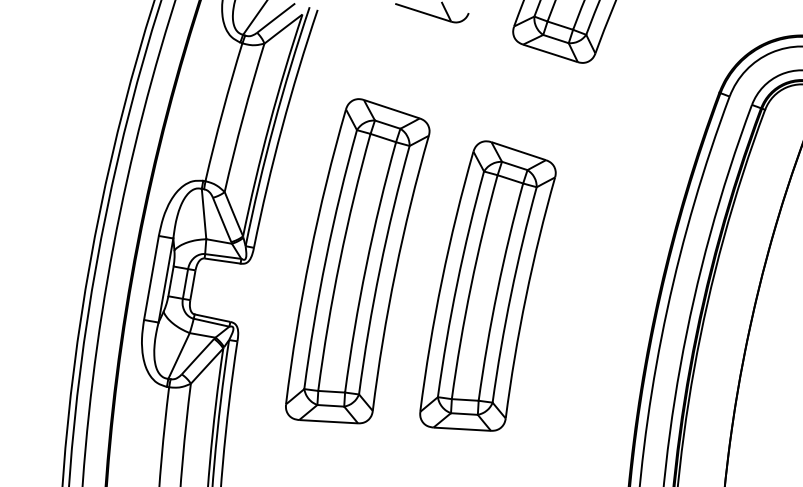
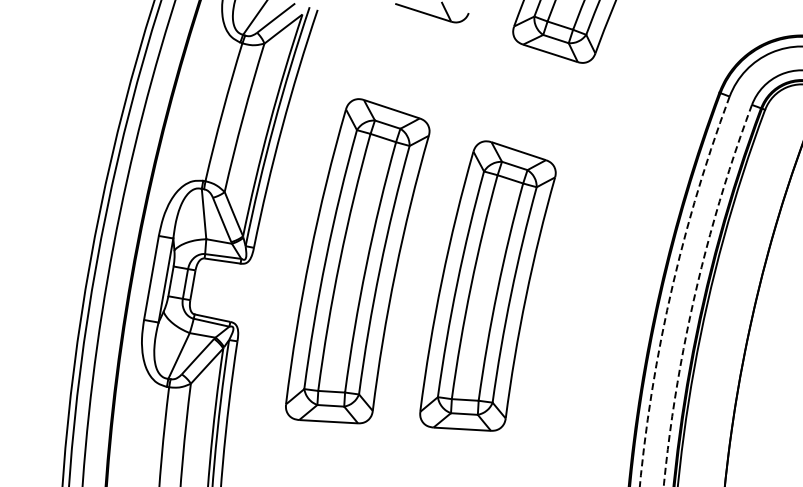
arc: solid -> dashed (671, 288)
arc: solid -> dashed (695, 293)
